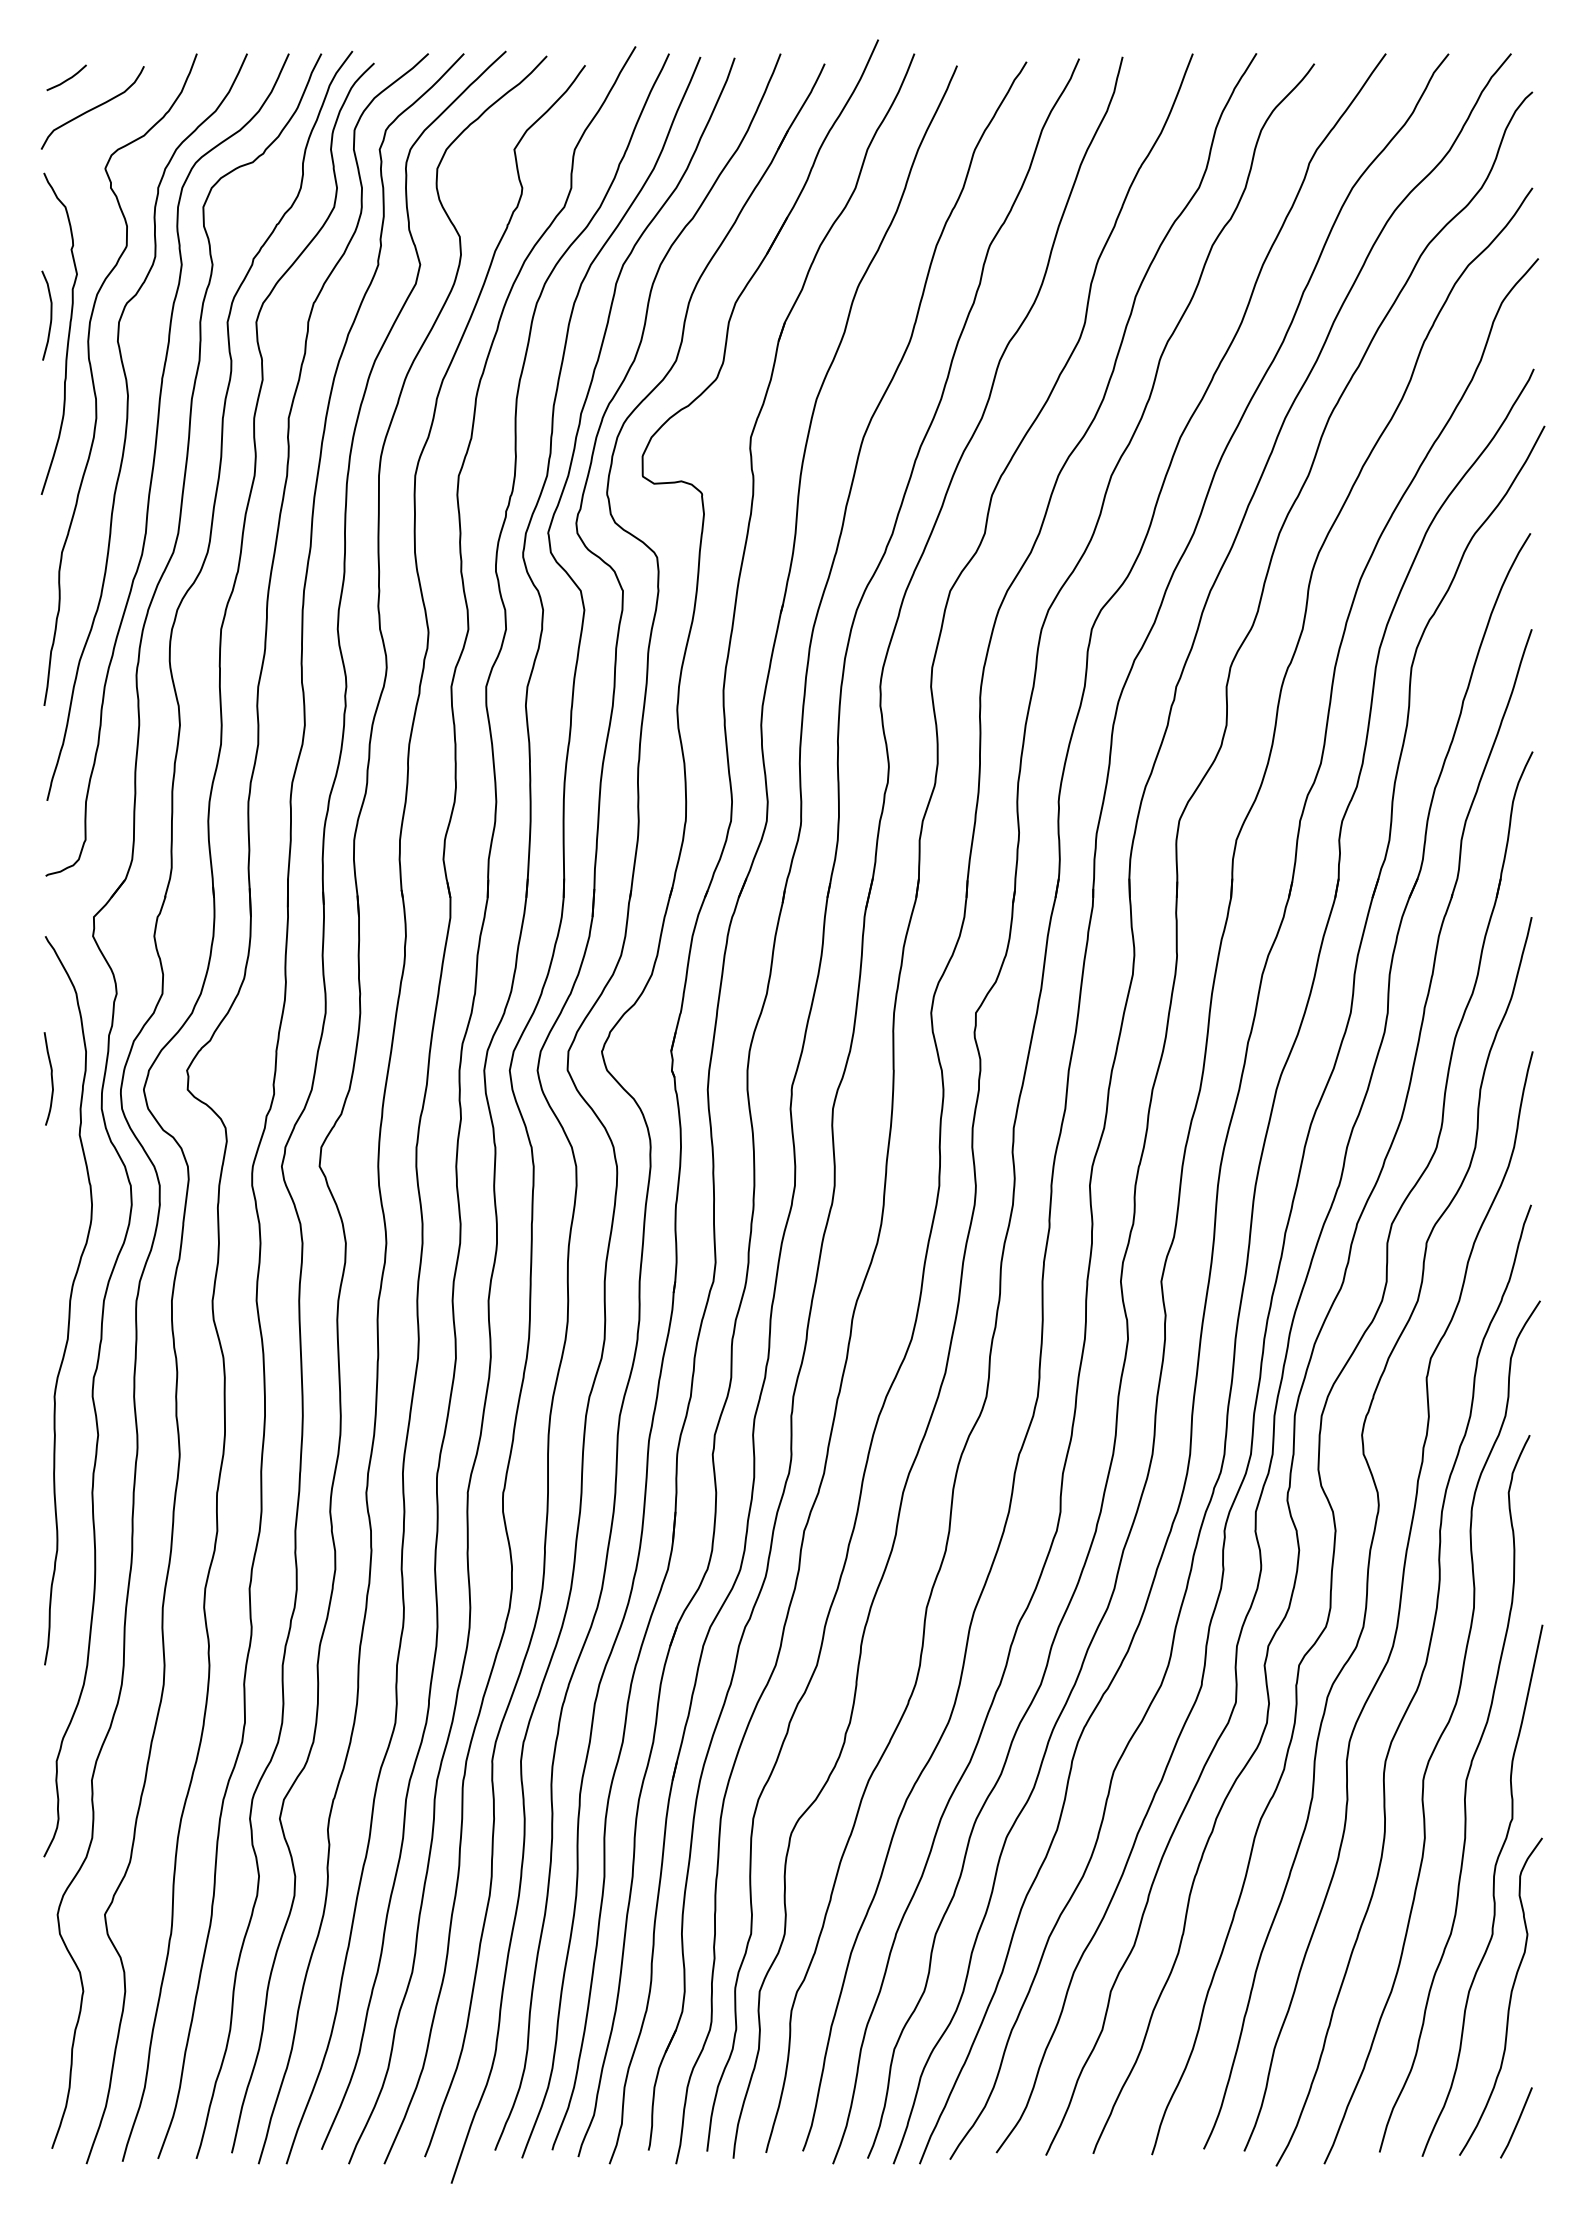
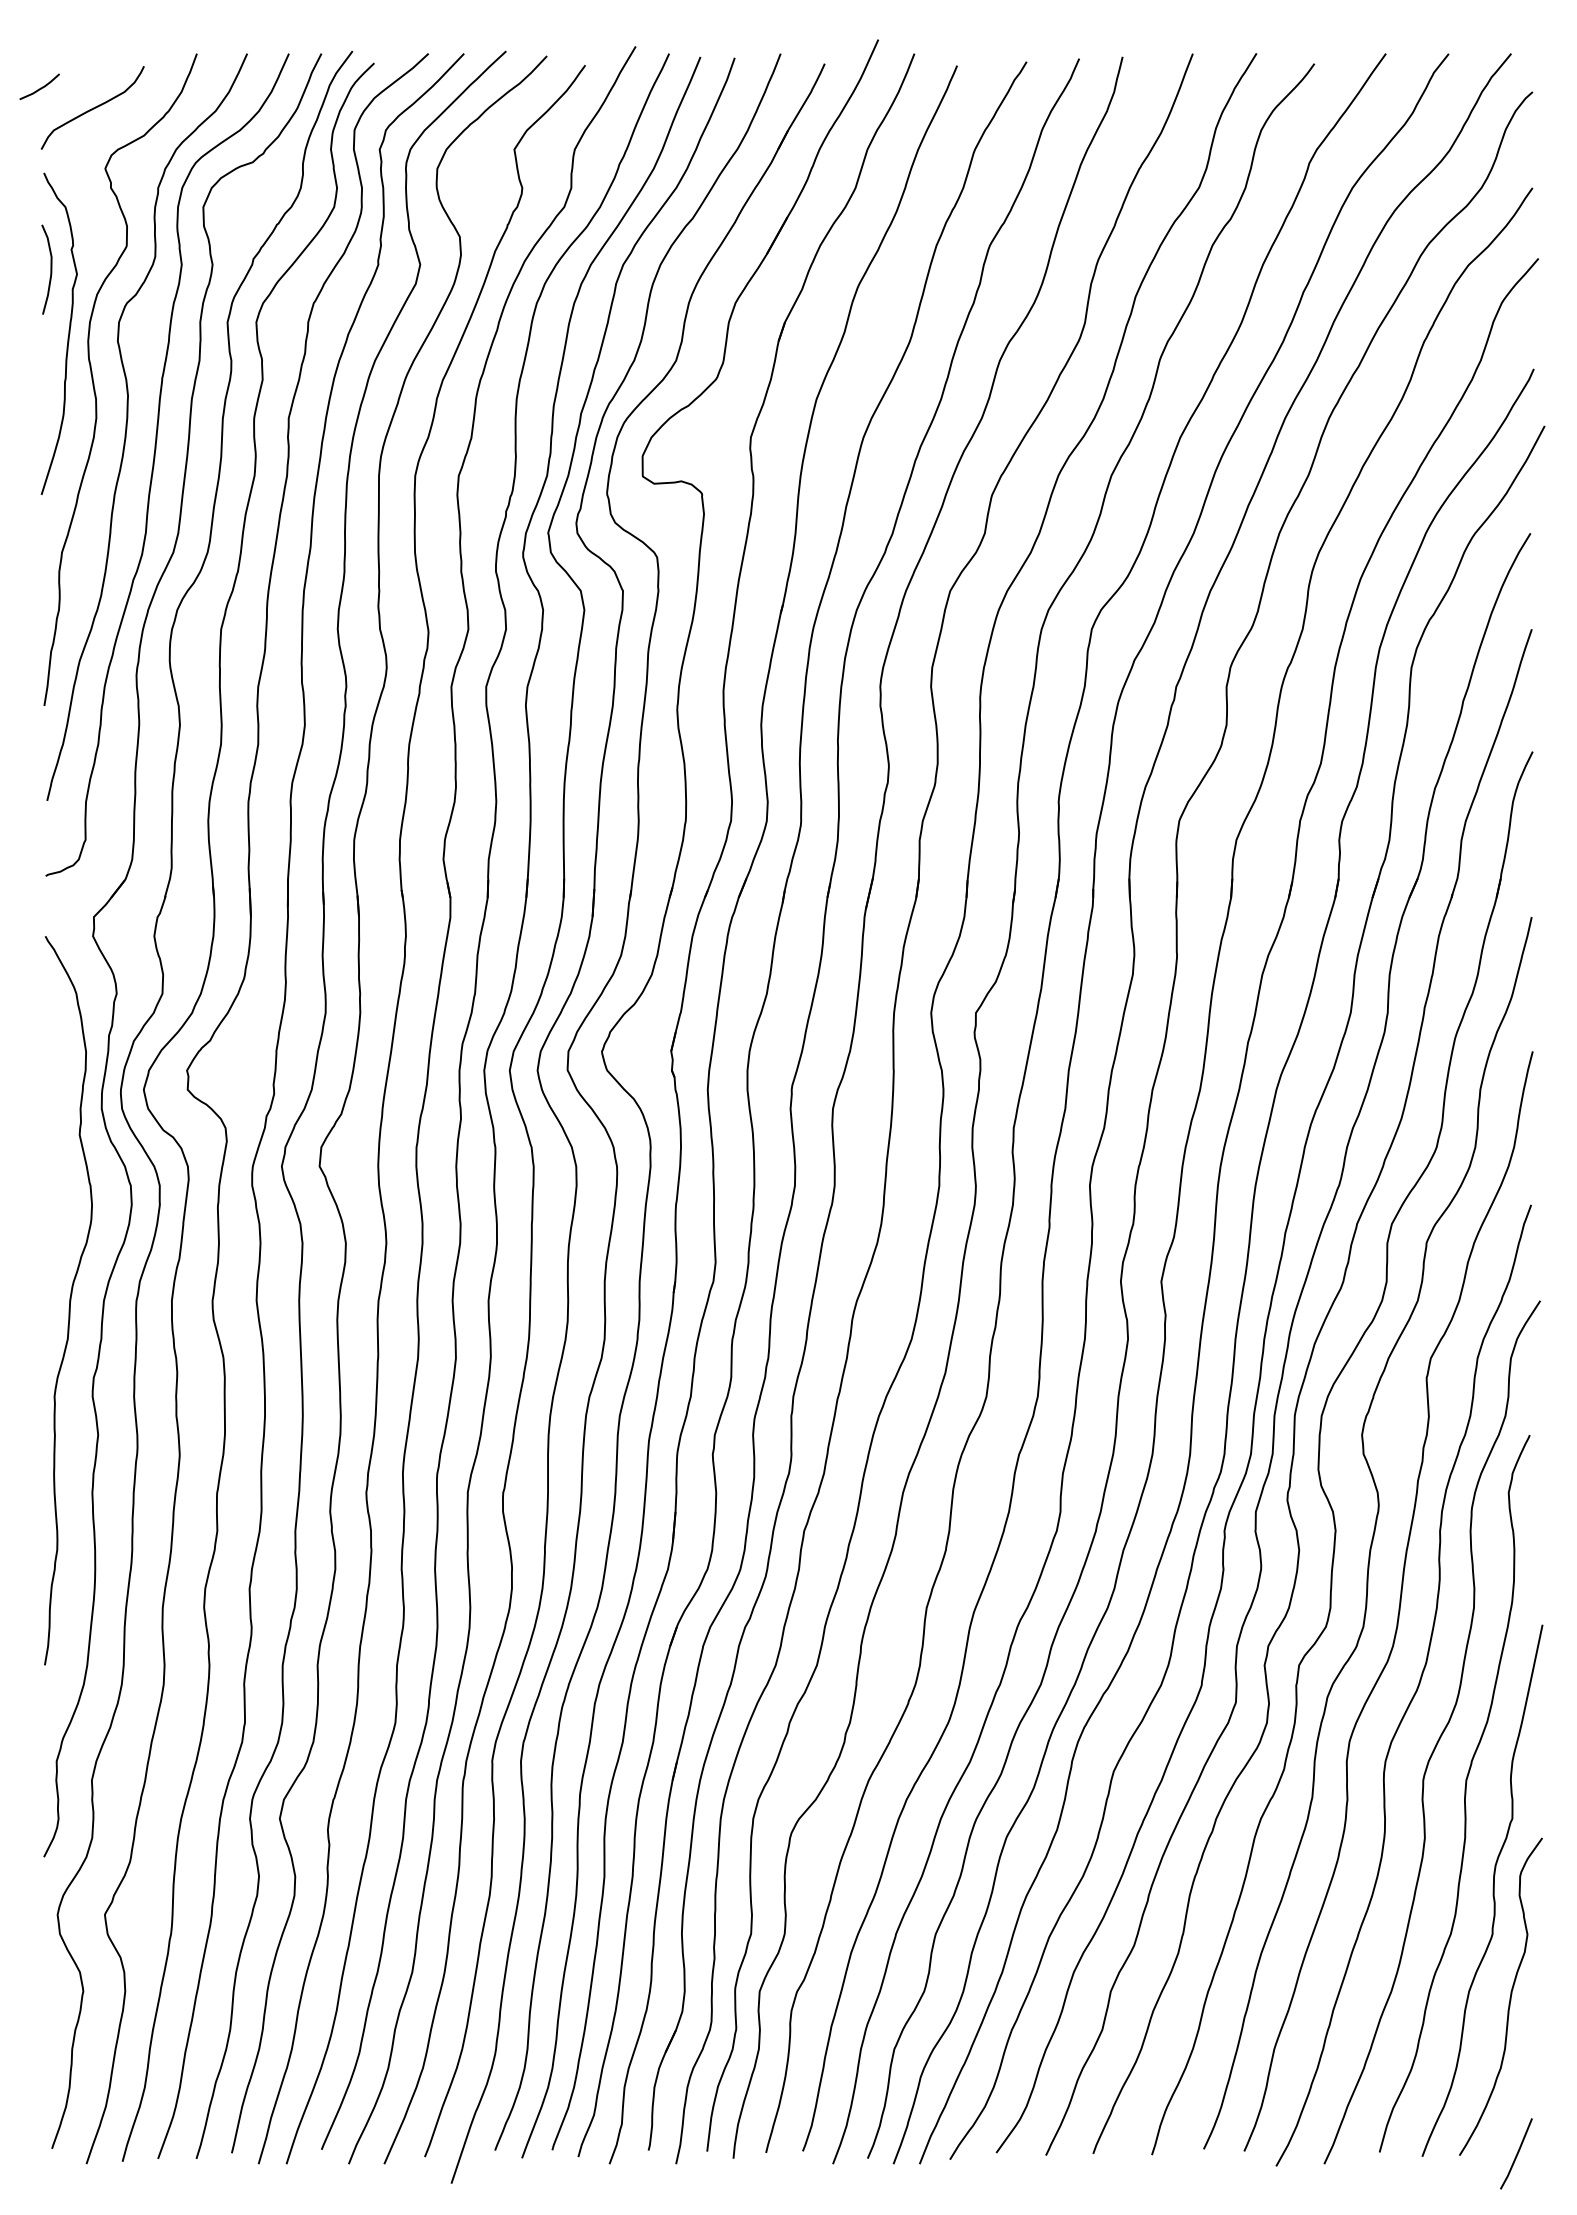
curve position: (67, 78) -> (40, 87) (40, 87)
curve position: (50, 315) -> (50, 269) (50, 269)
curve: present -> none (51, 1078)
line position: (1516, 2122) -> (1516, 2153) (1516, 2153)
